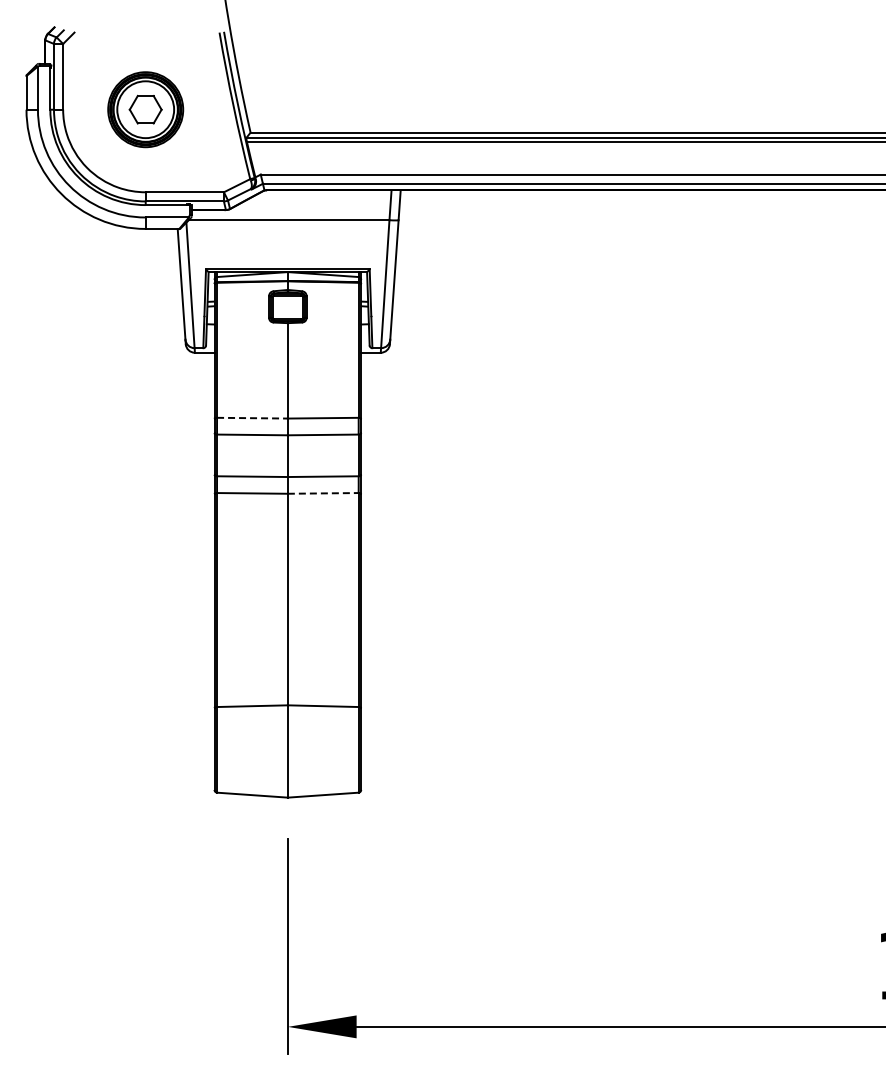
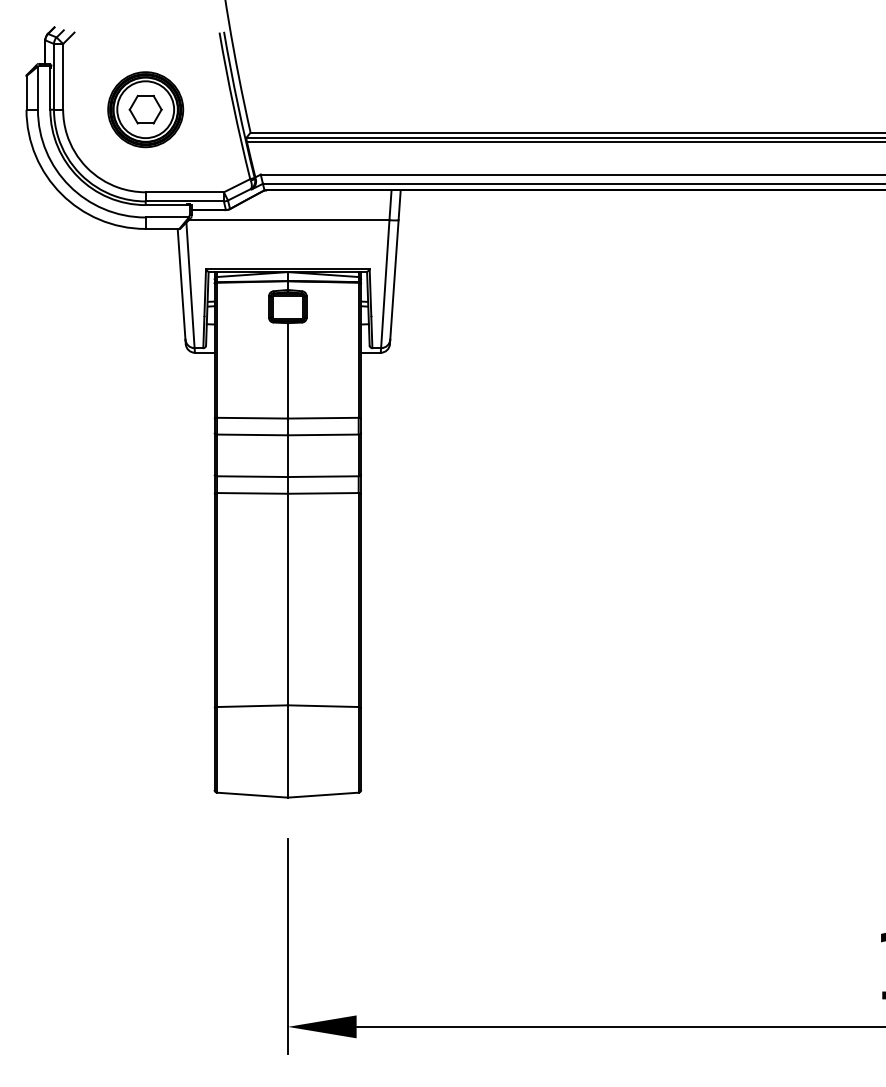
line: dashed -> solid (252, 418)
line: dashed -> solid (323, 493)
